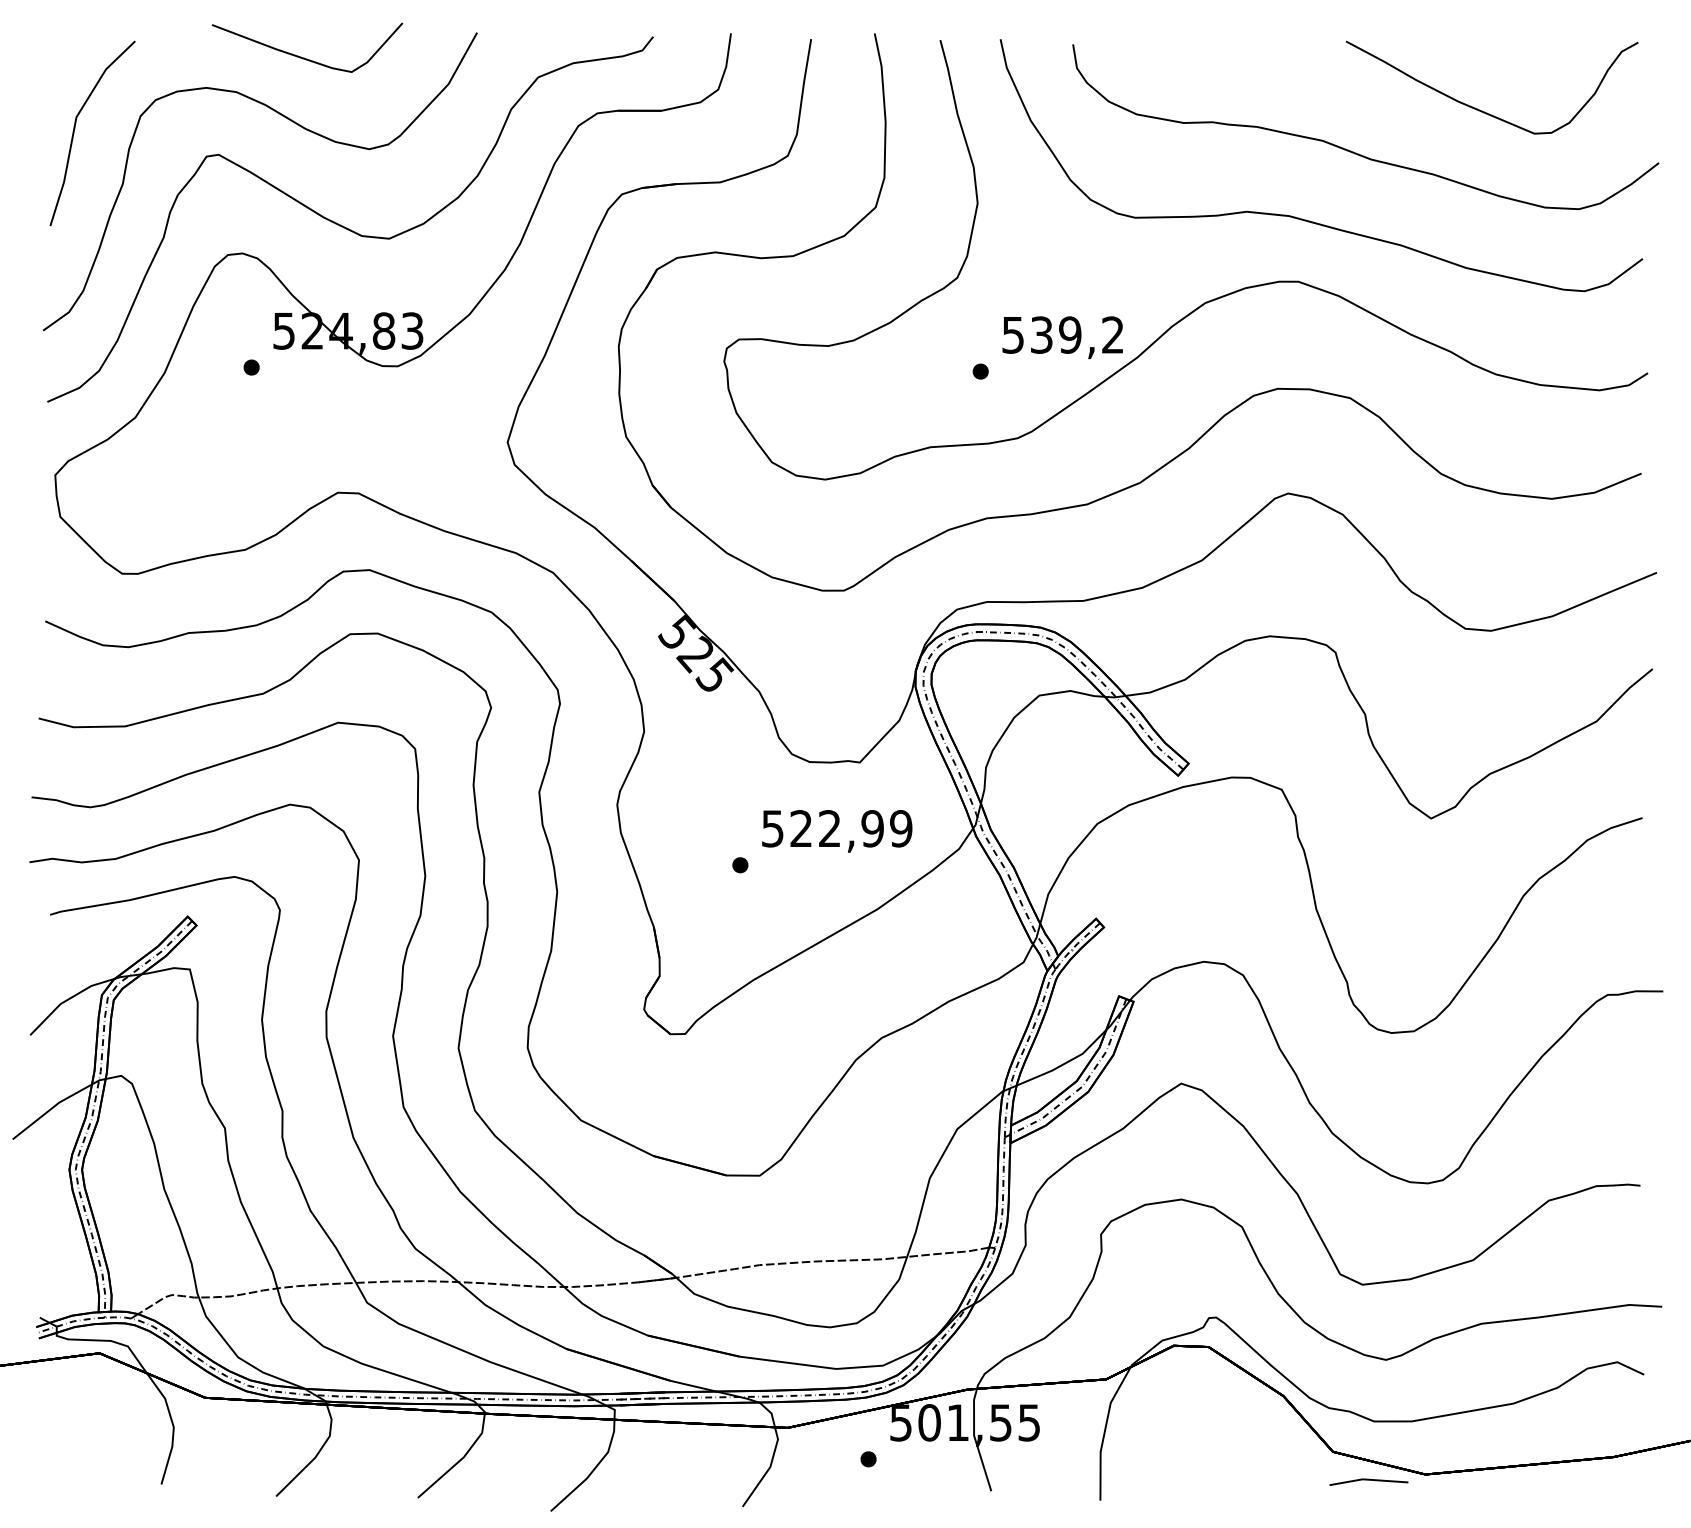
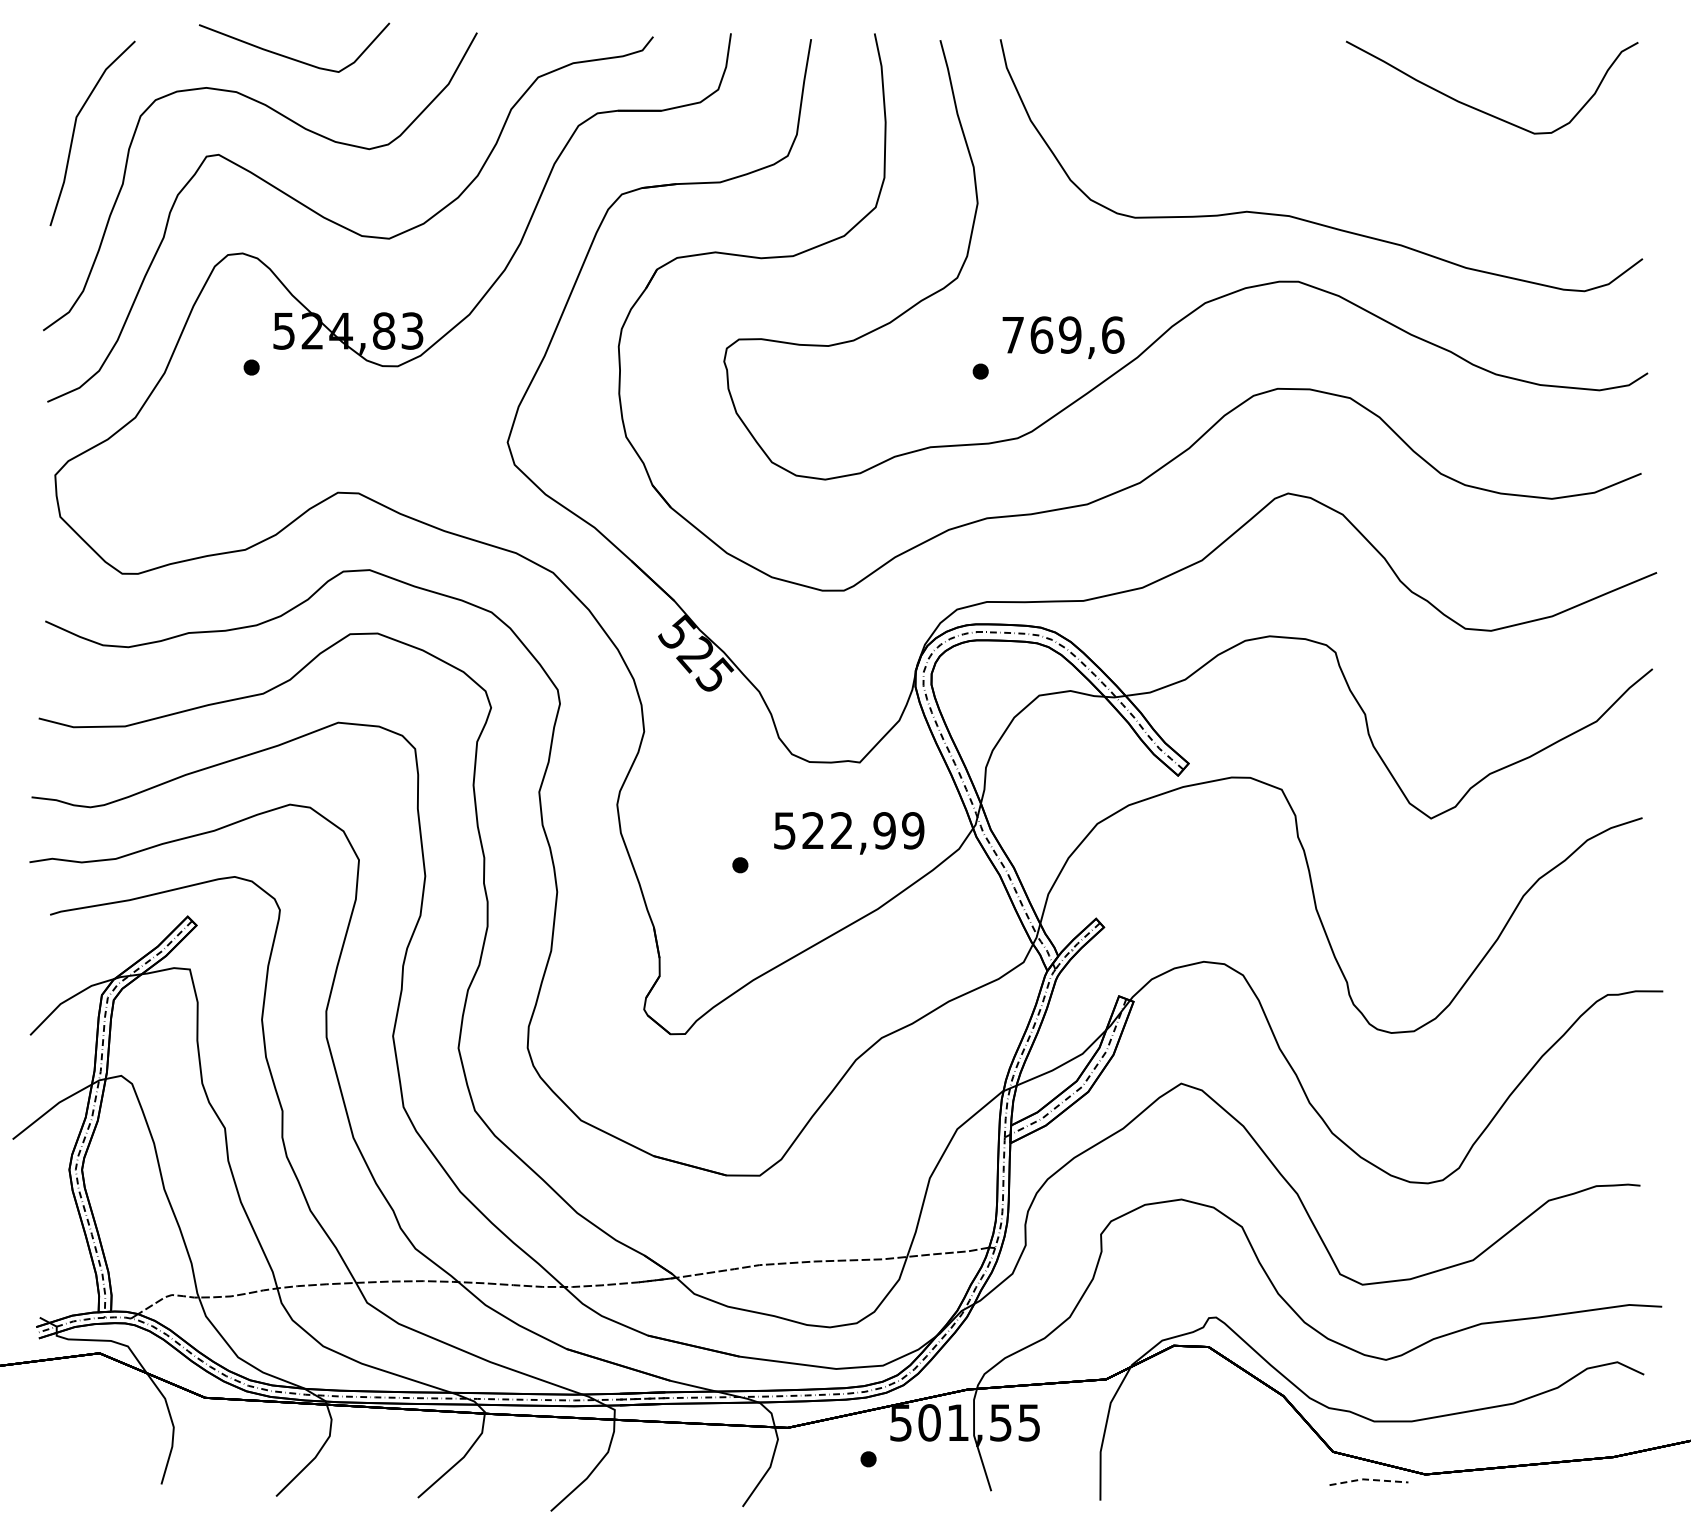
curve position: (304, 57) -> (291, 57) (291, 57)
curve: present -> none (1356, 152)
text: 539,2 -> 769,6 (1063, 334)
text position: (837, 831) -> (849, 833) (849, 833)
line: solid -> dashed (1368, 1479)
